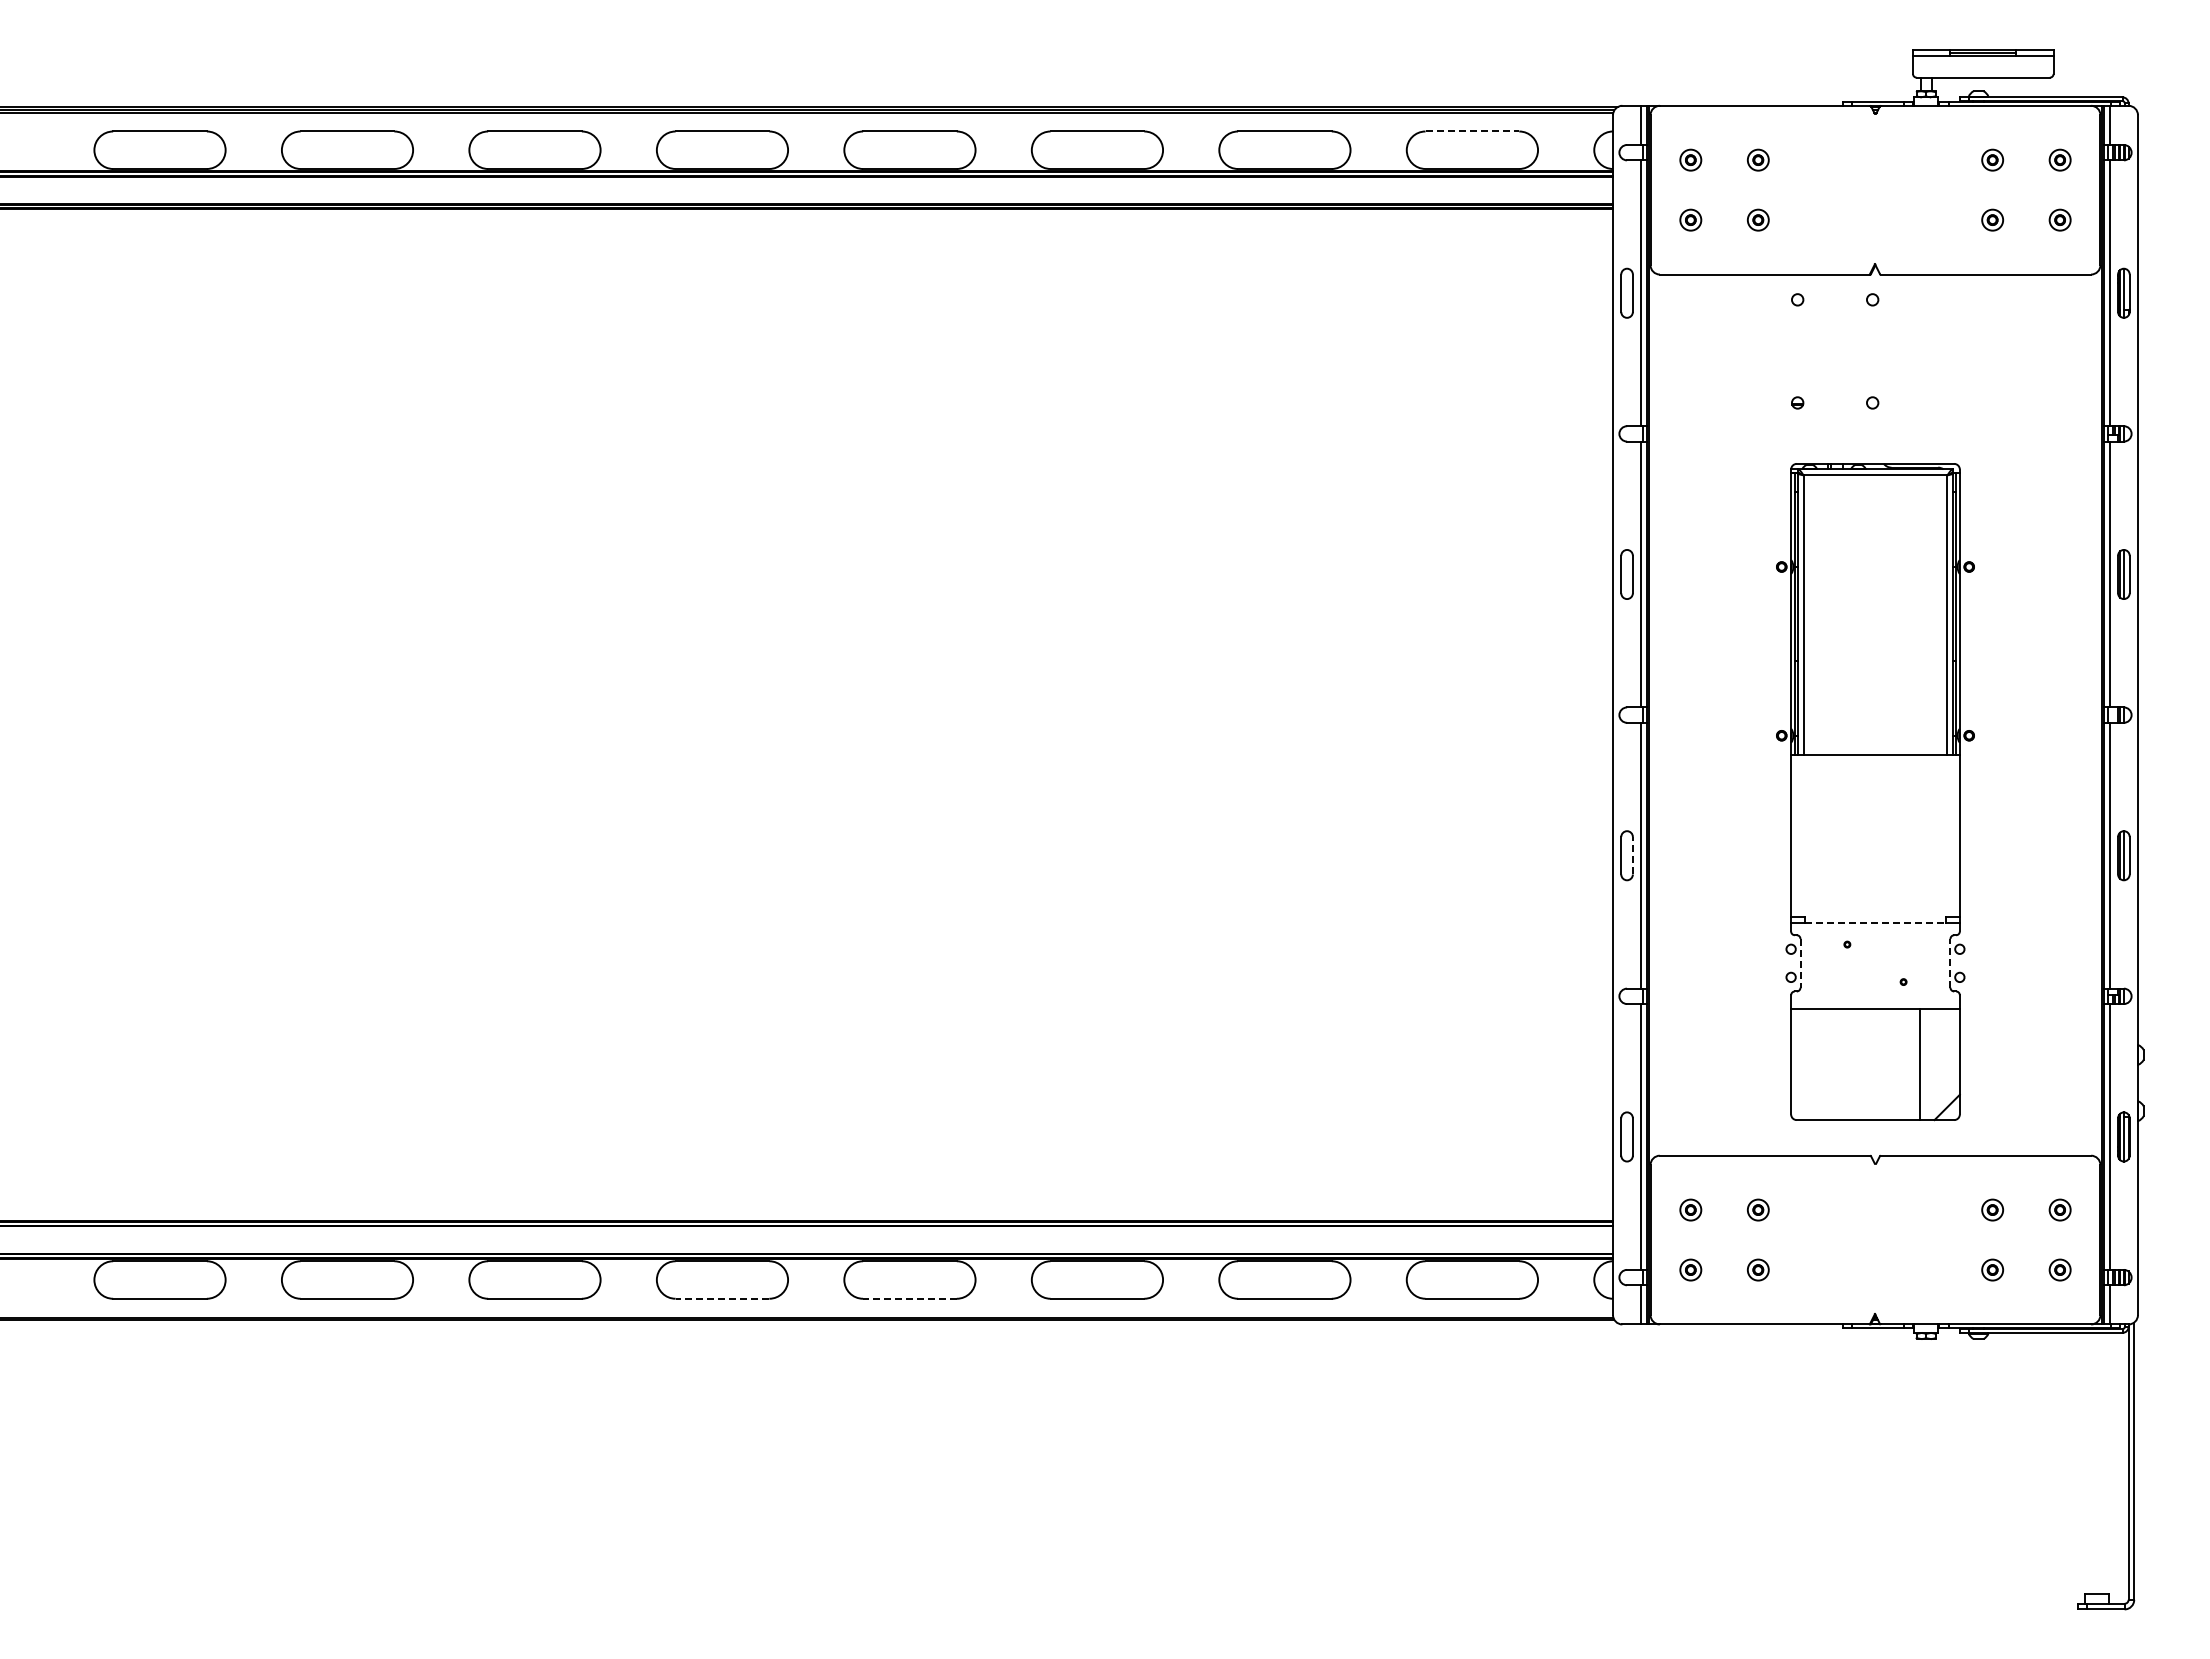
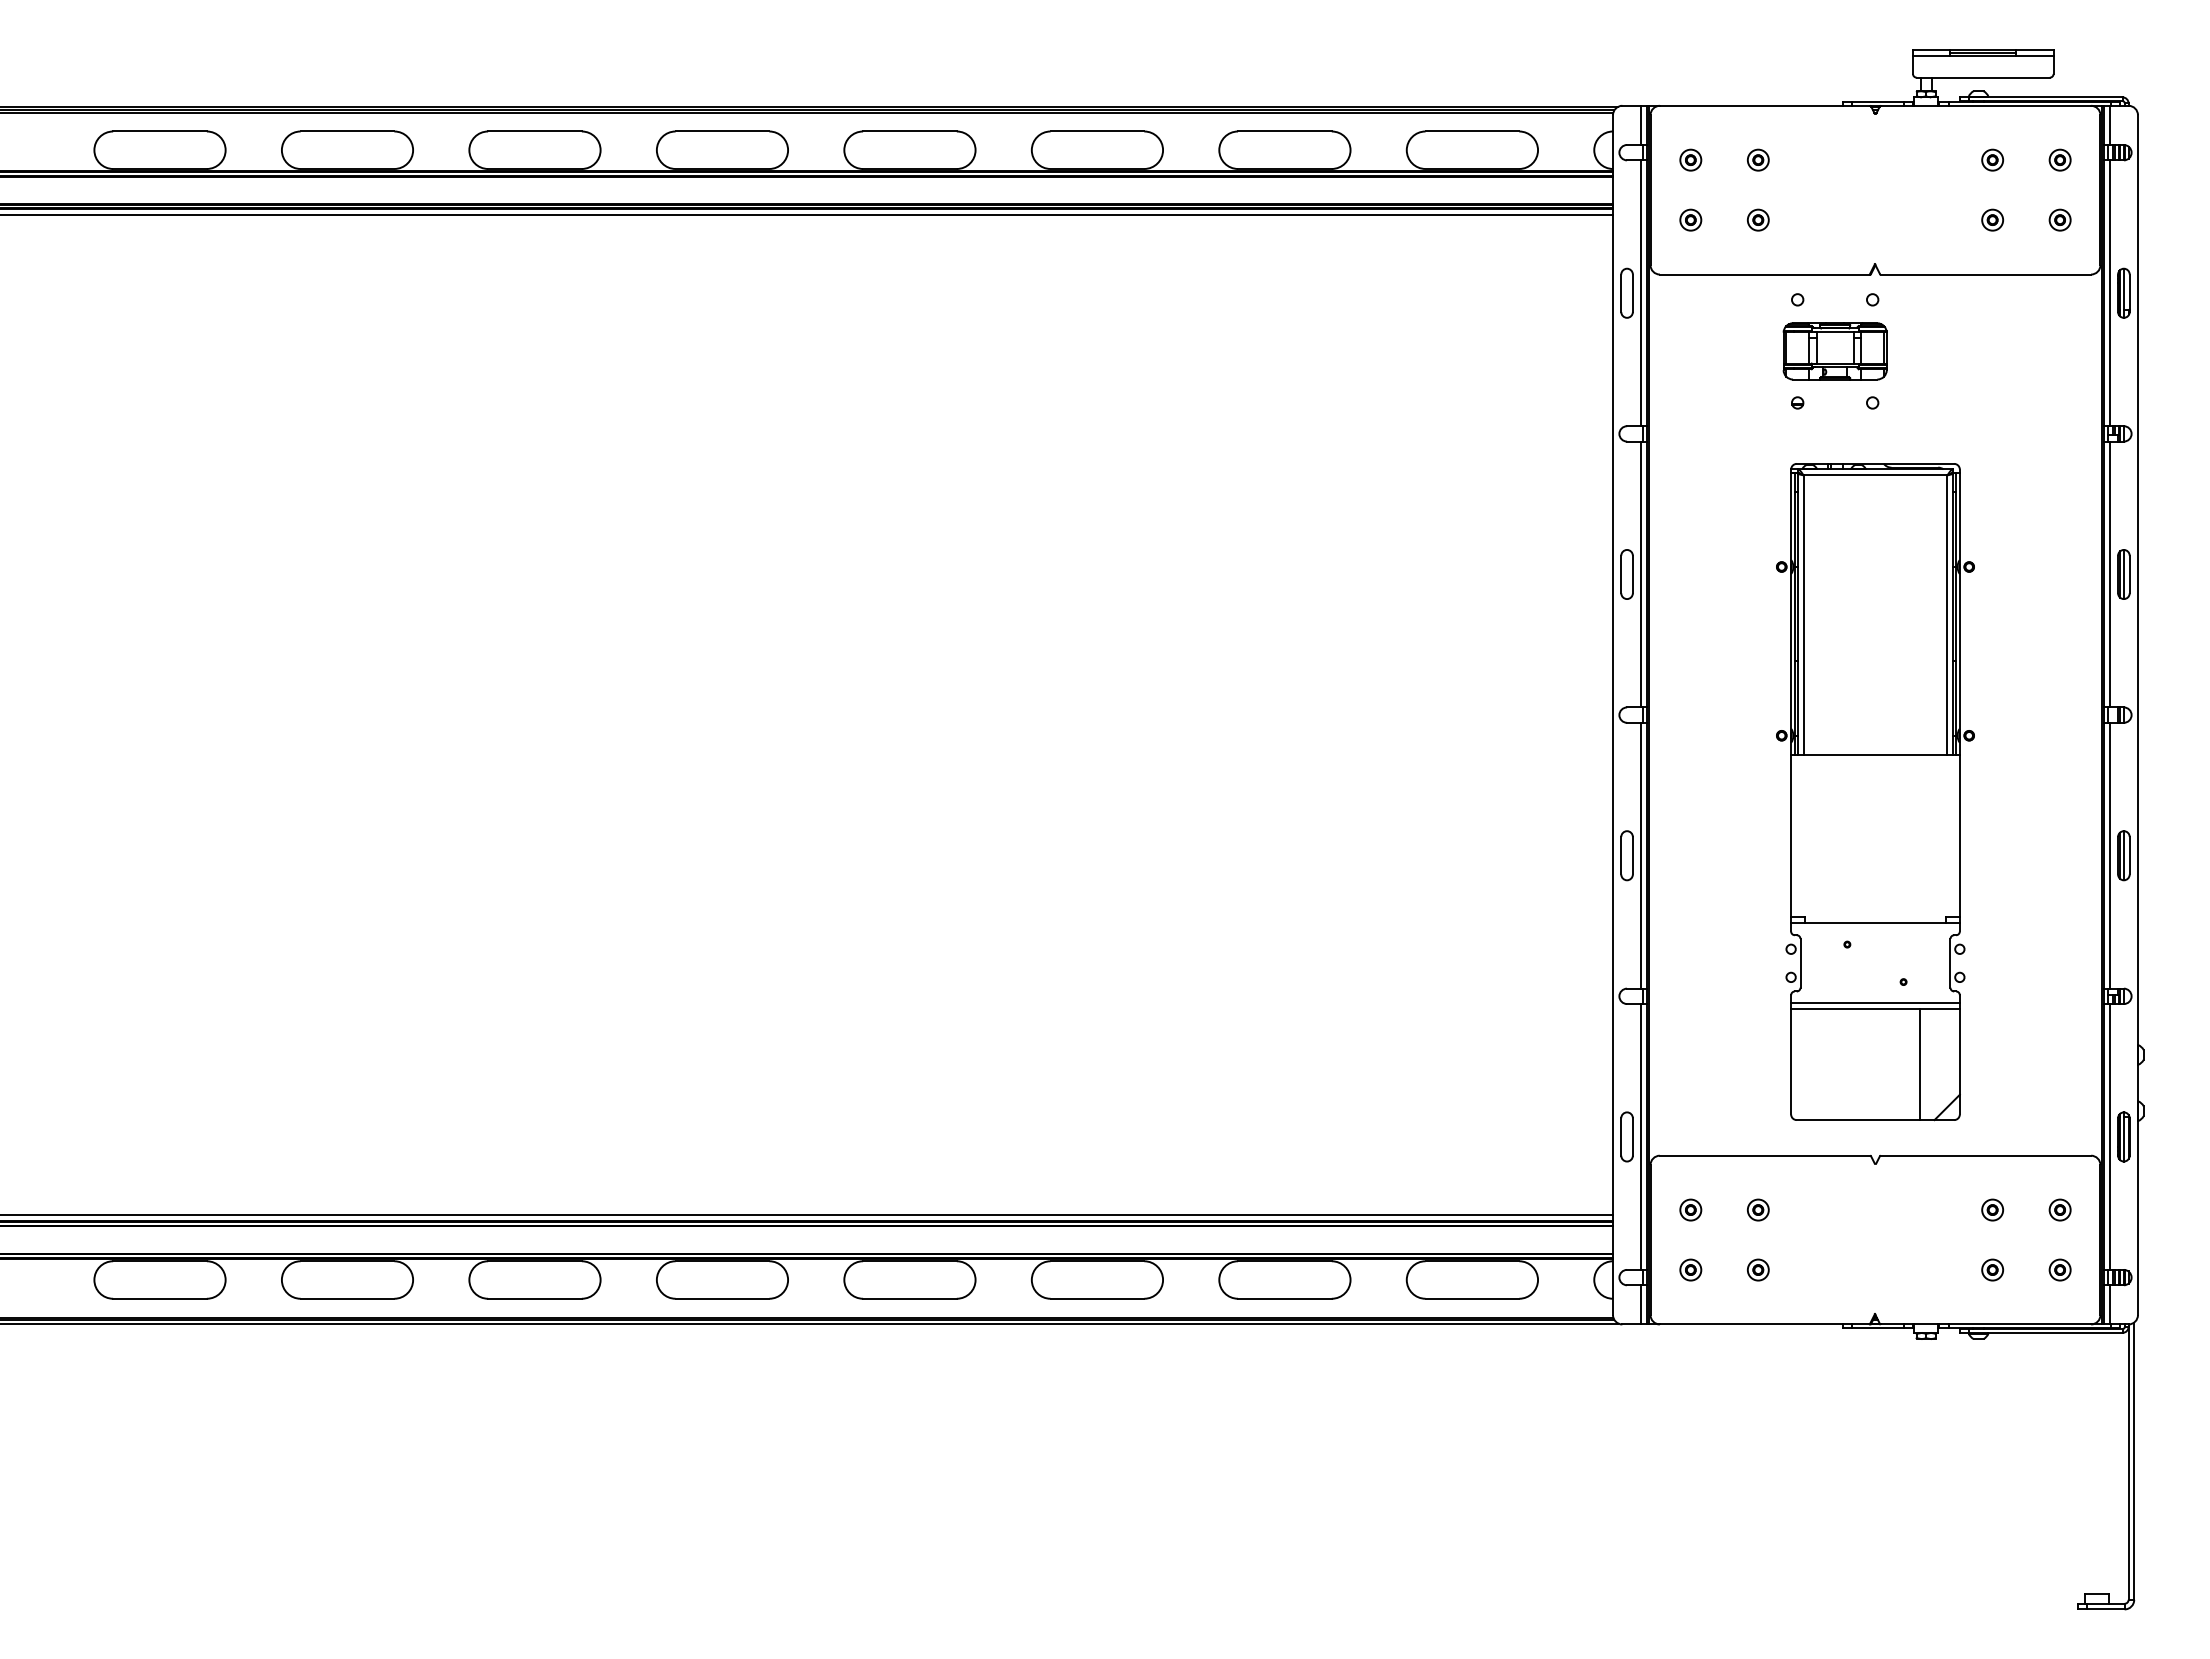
line: dashed -> solid (1472, 131)
line: none -> present (807, 215)
part: none -> present (1834, 351)
line: dashed -> solid (1632, 855)
line: dashed -> solid (1875, 923)
line: dashed -> solid (1950, 962)
line: dashed -> solid (1800, 963)
line: none -> present (1875, 1003)
line: none -> present (807, 1214)
line: dashed -> solid (722, 1298)
line: dashed -> solid (909, 1298)
line: none -> present (810, 1323)
